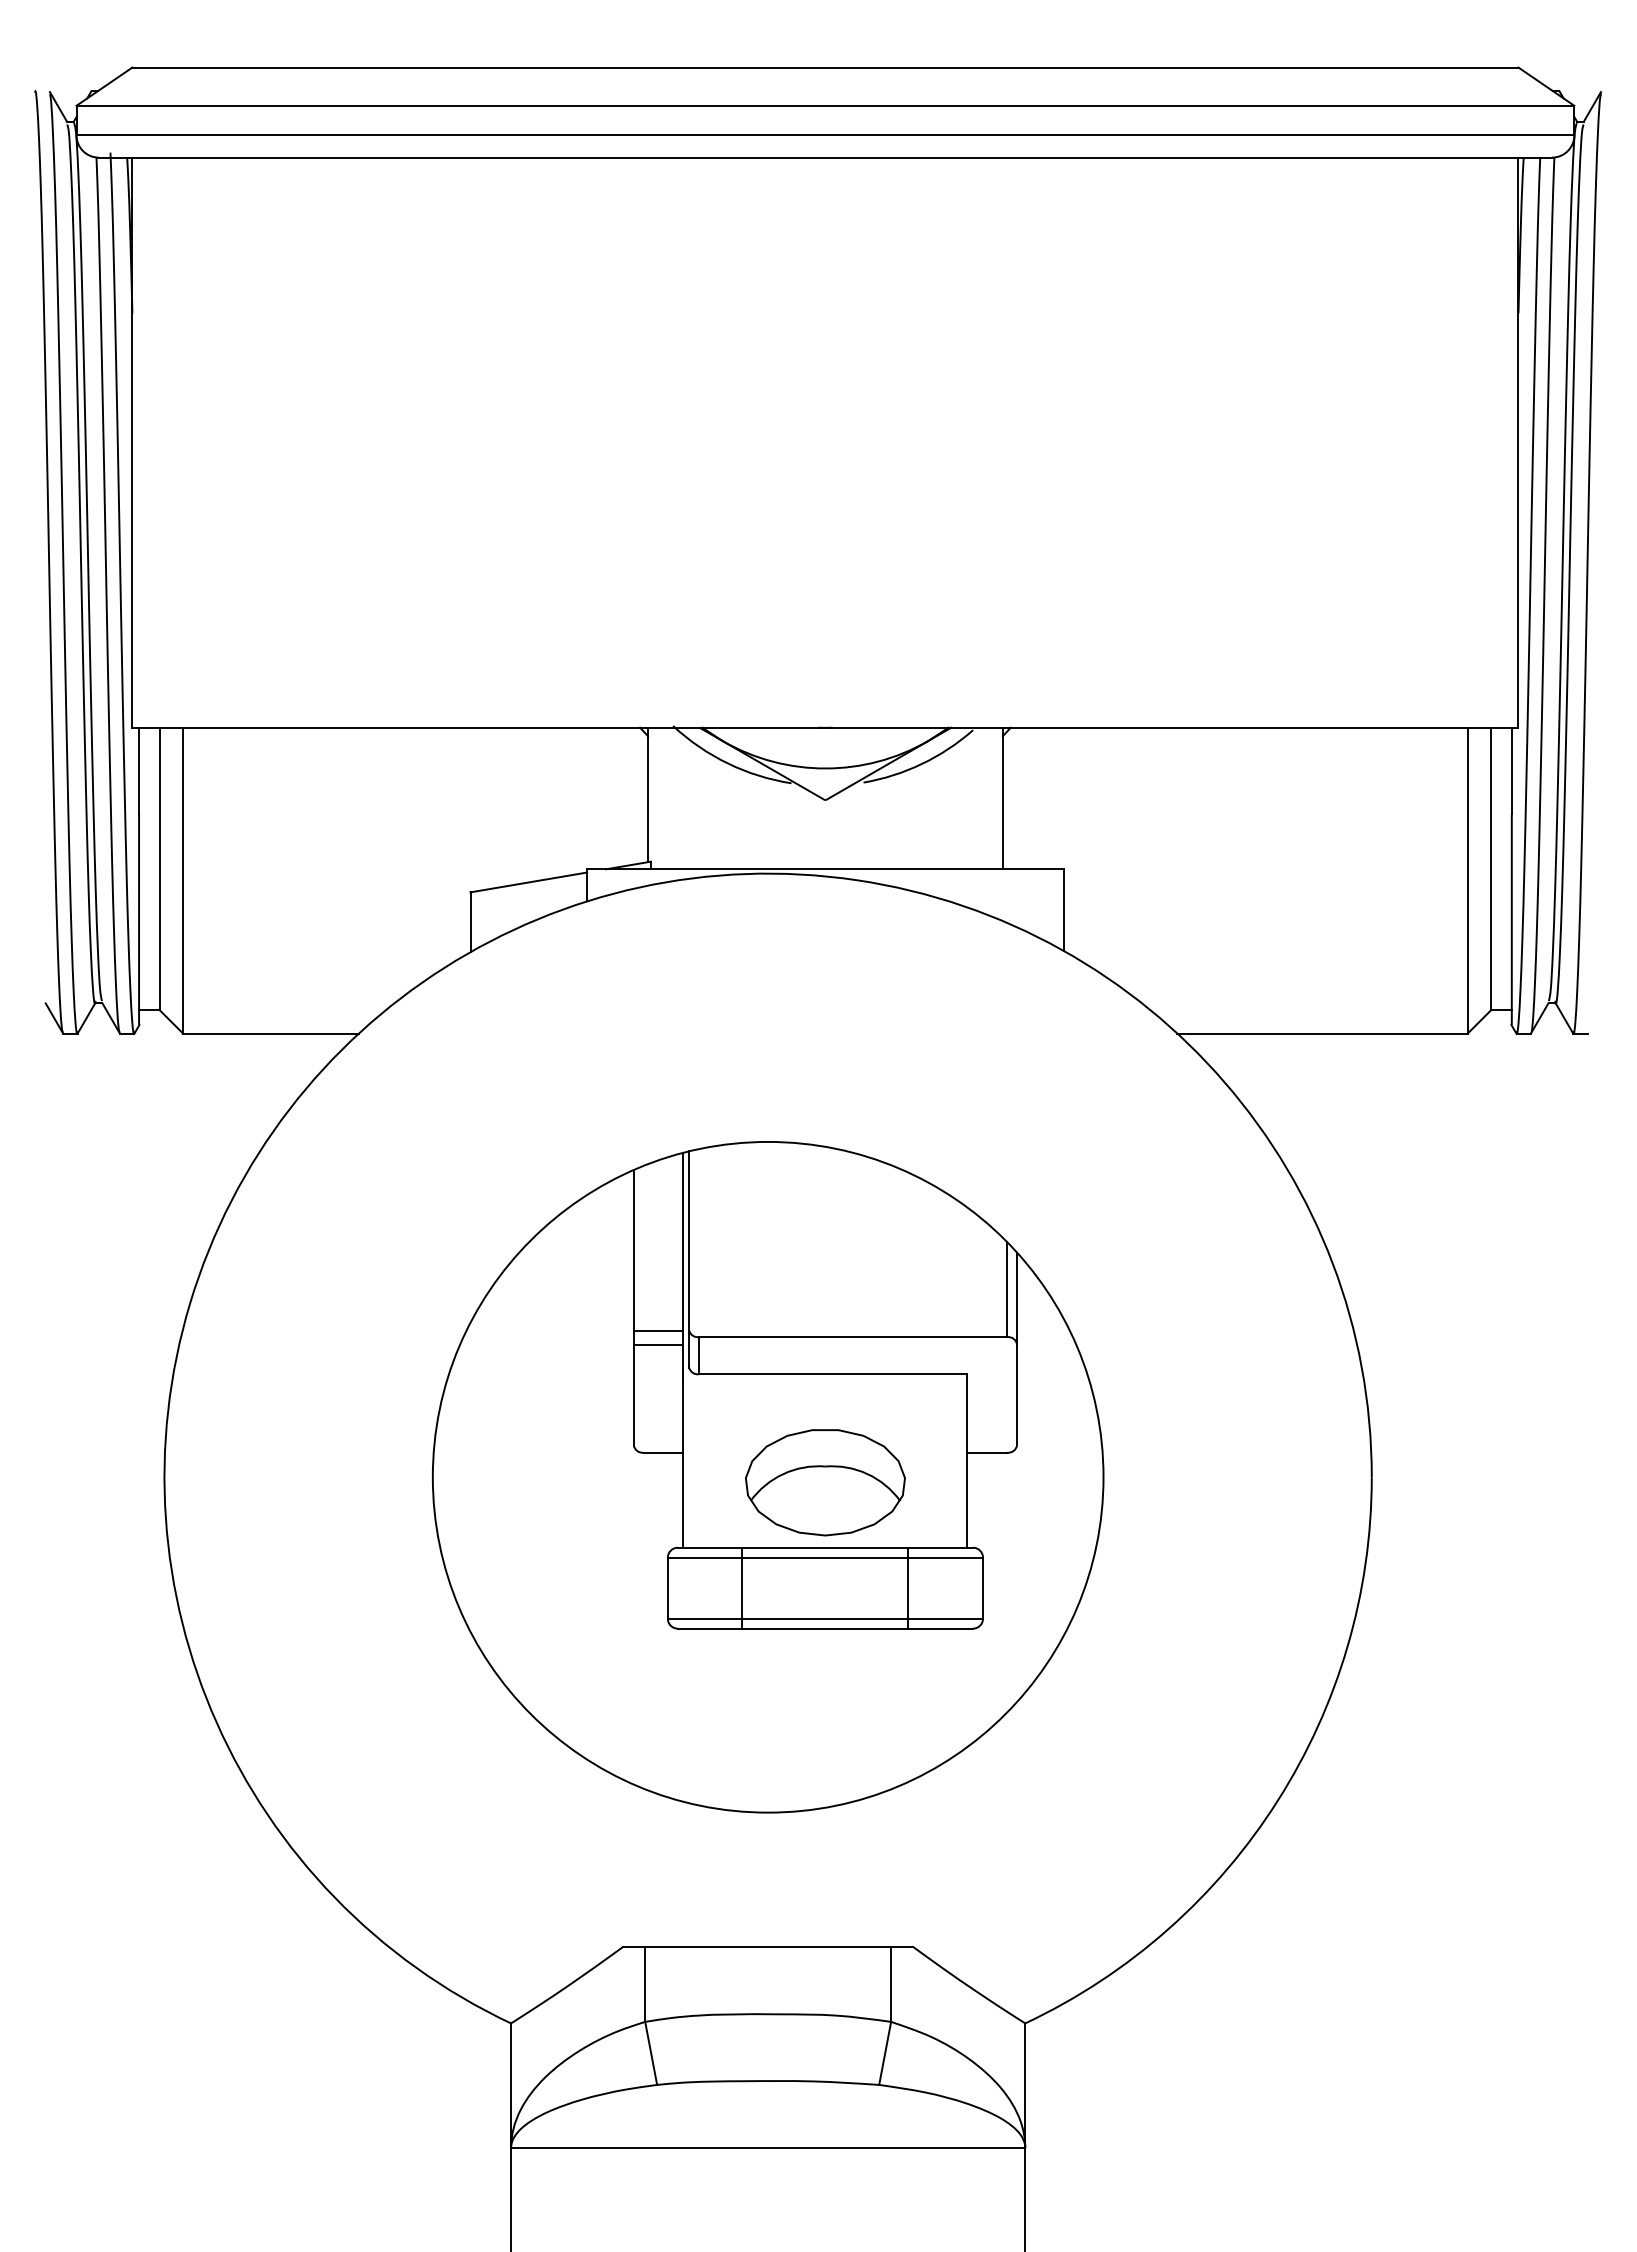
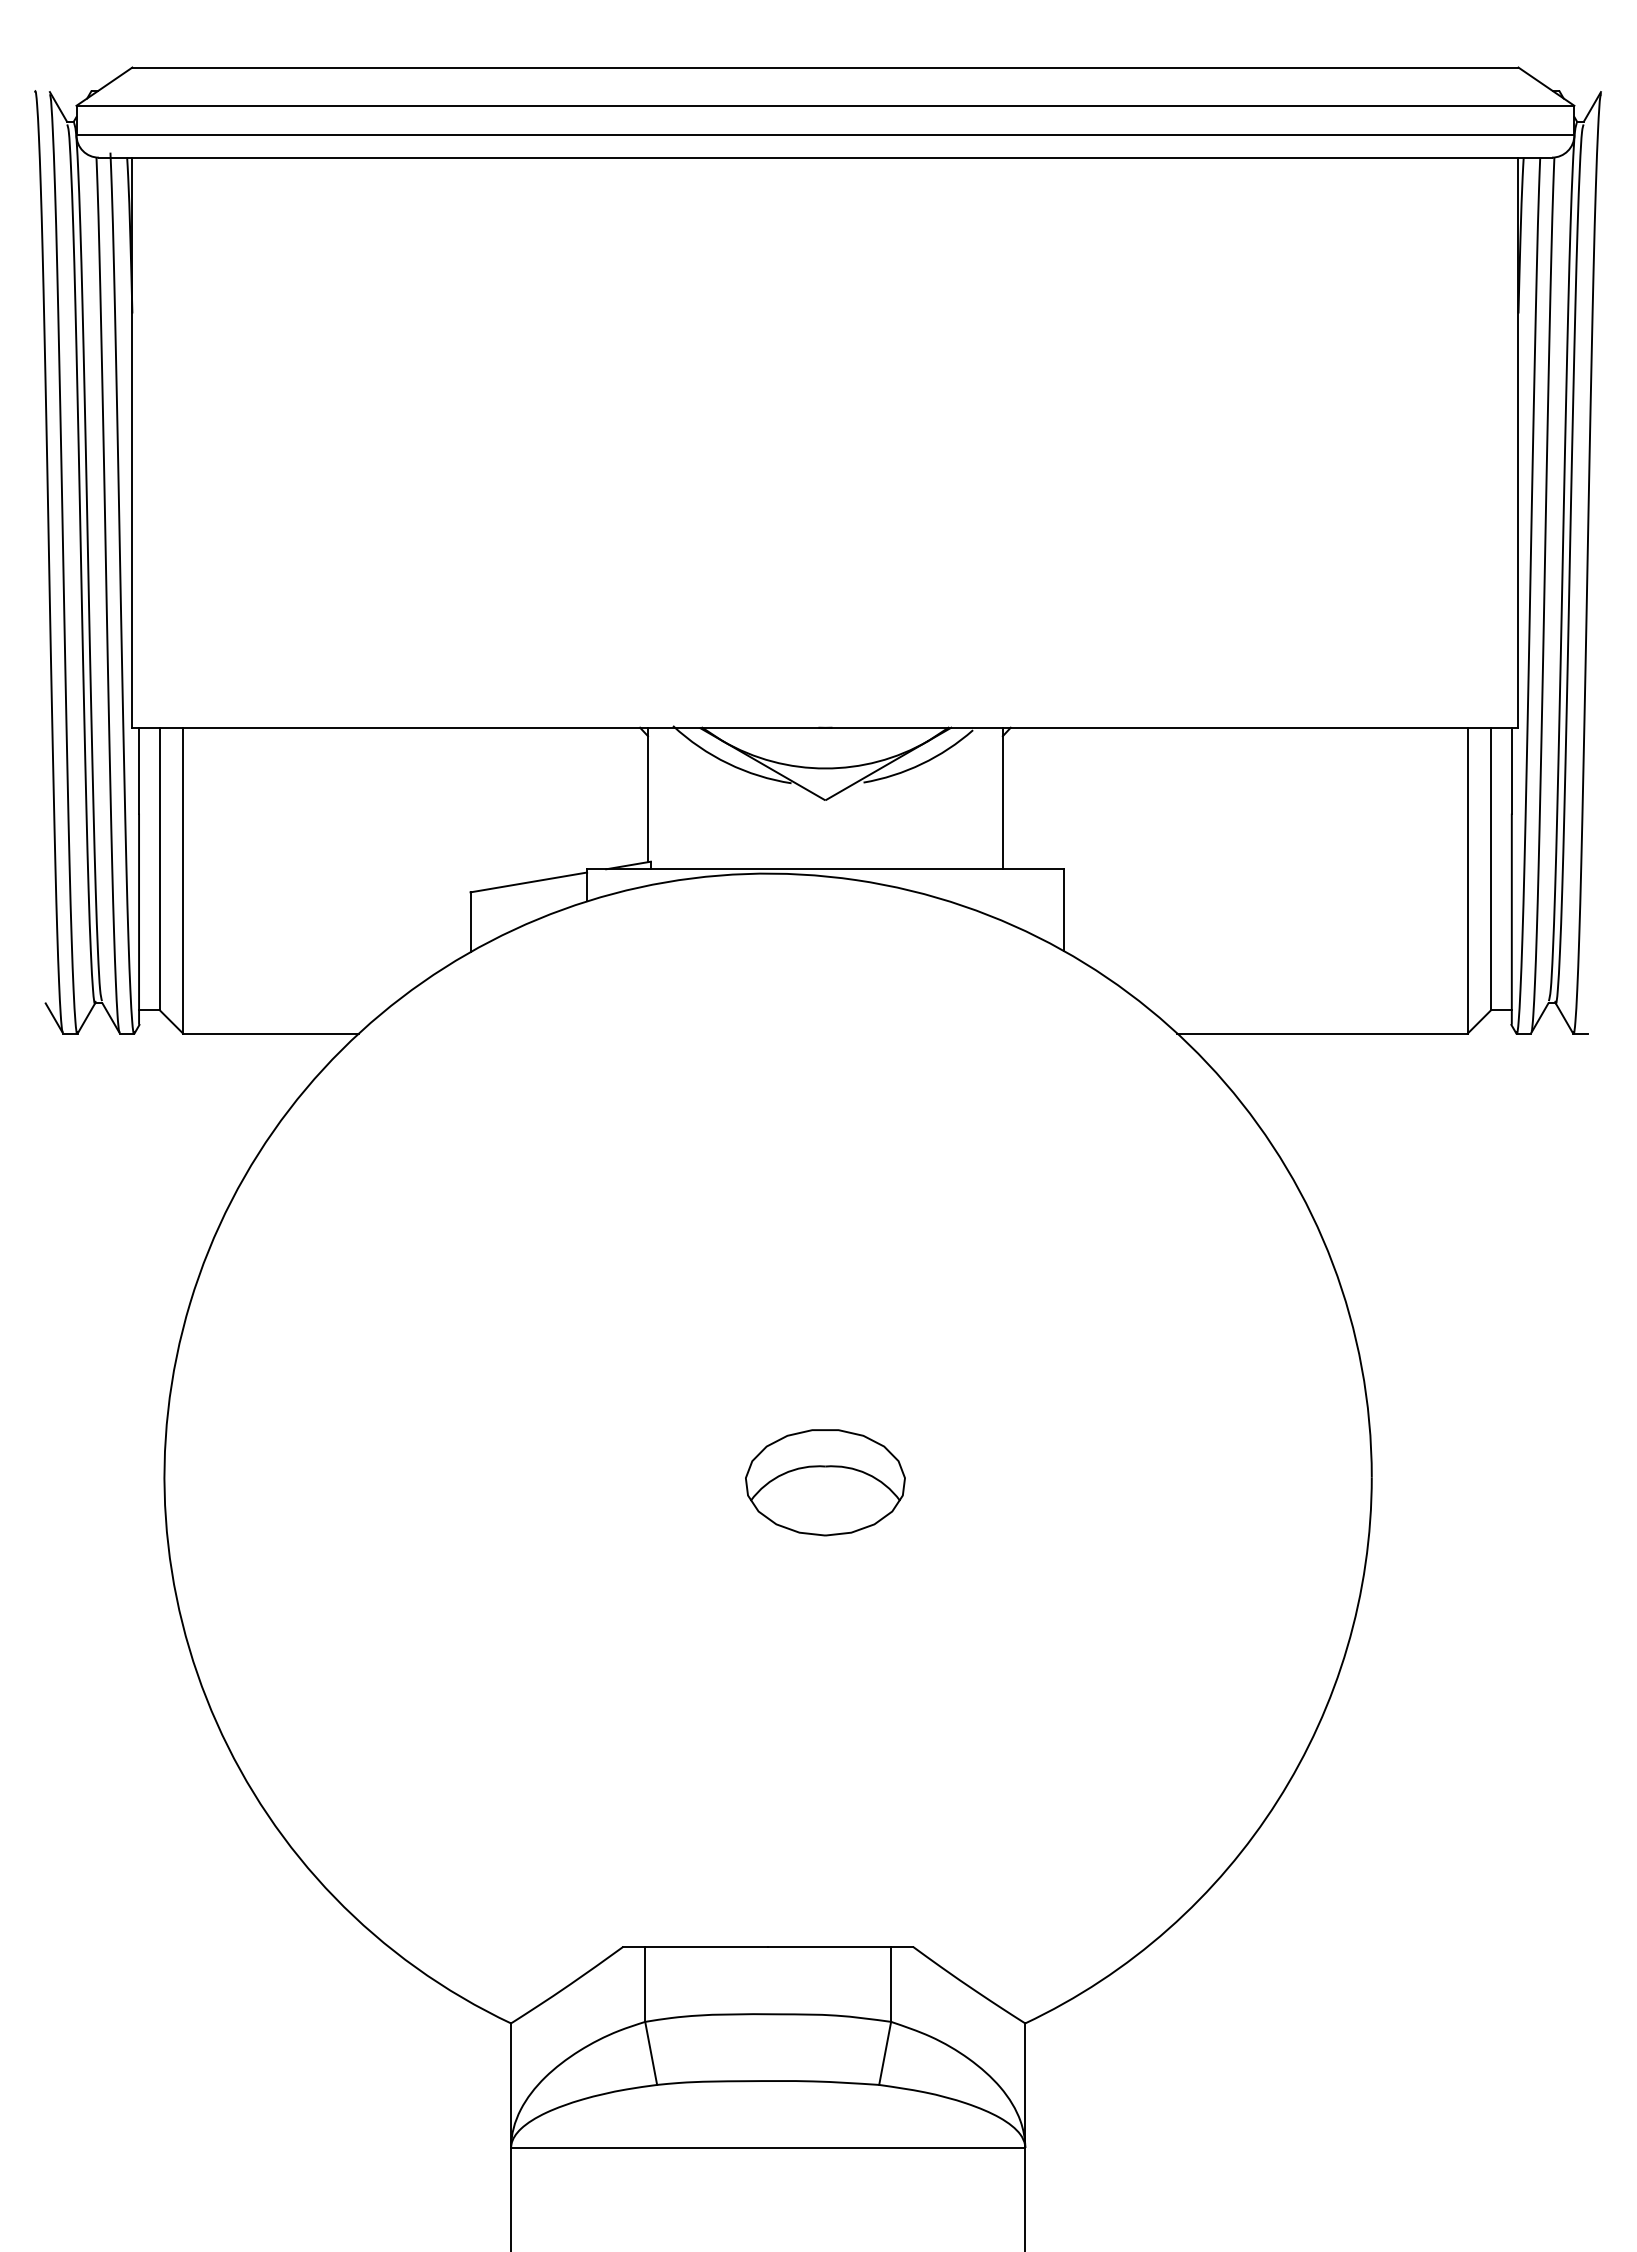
part: present -> none (767, 1477)
